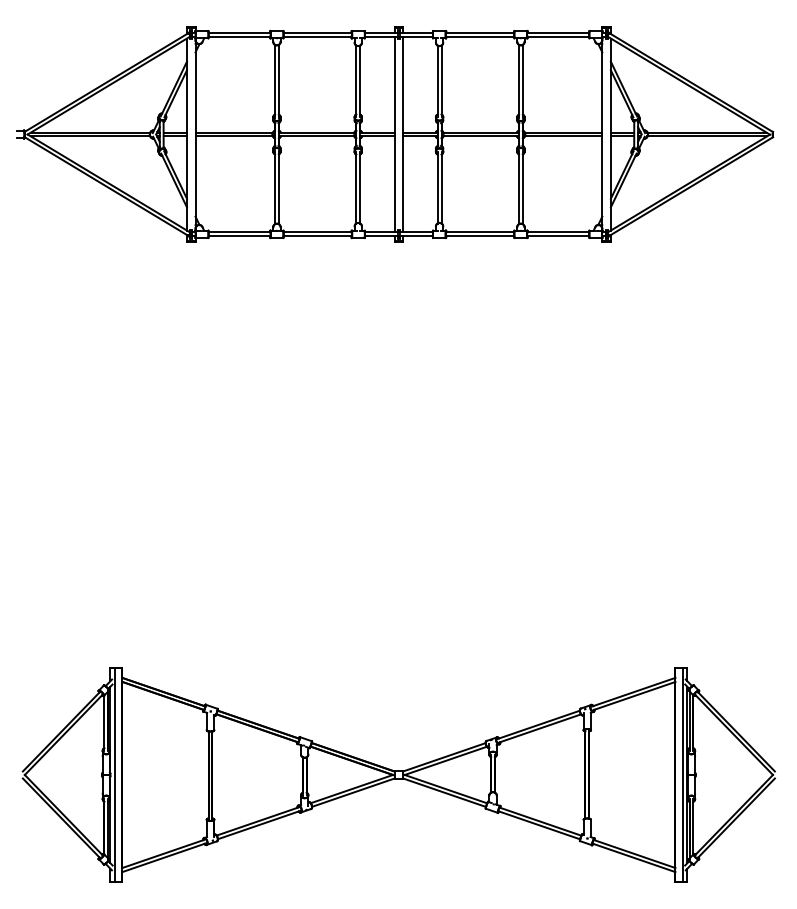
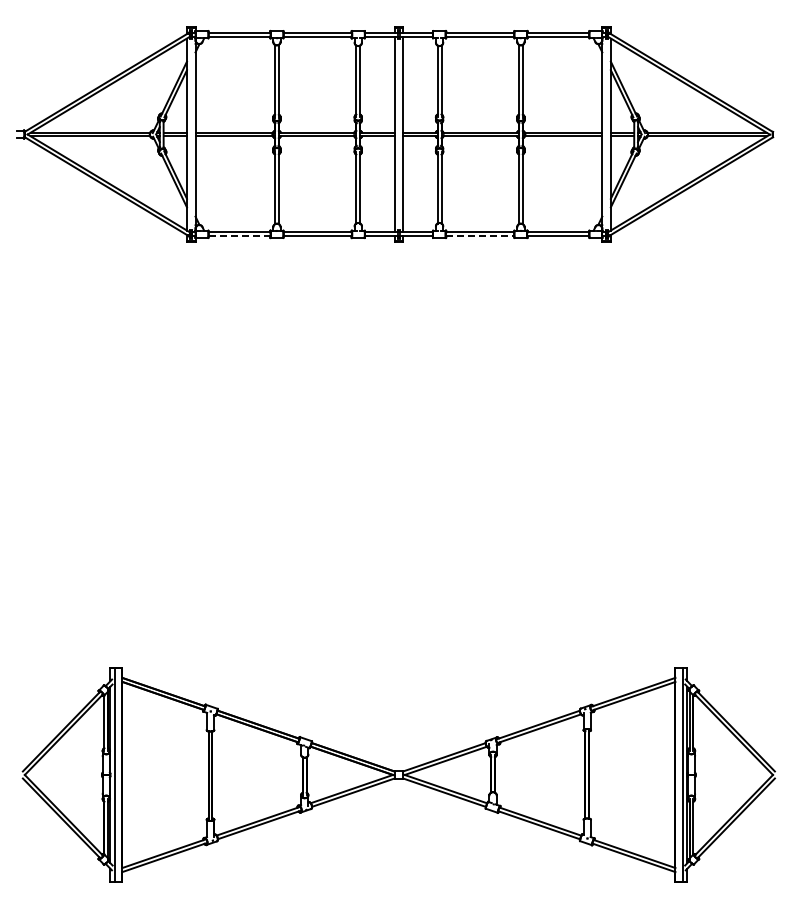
line: solid -> dashed (240, 236)
line: solid -> dashed (480, 236)
